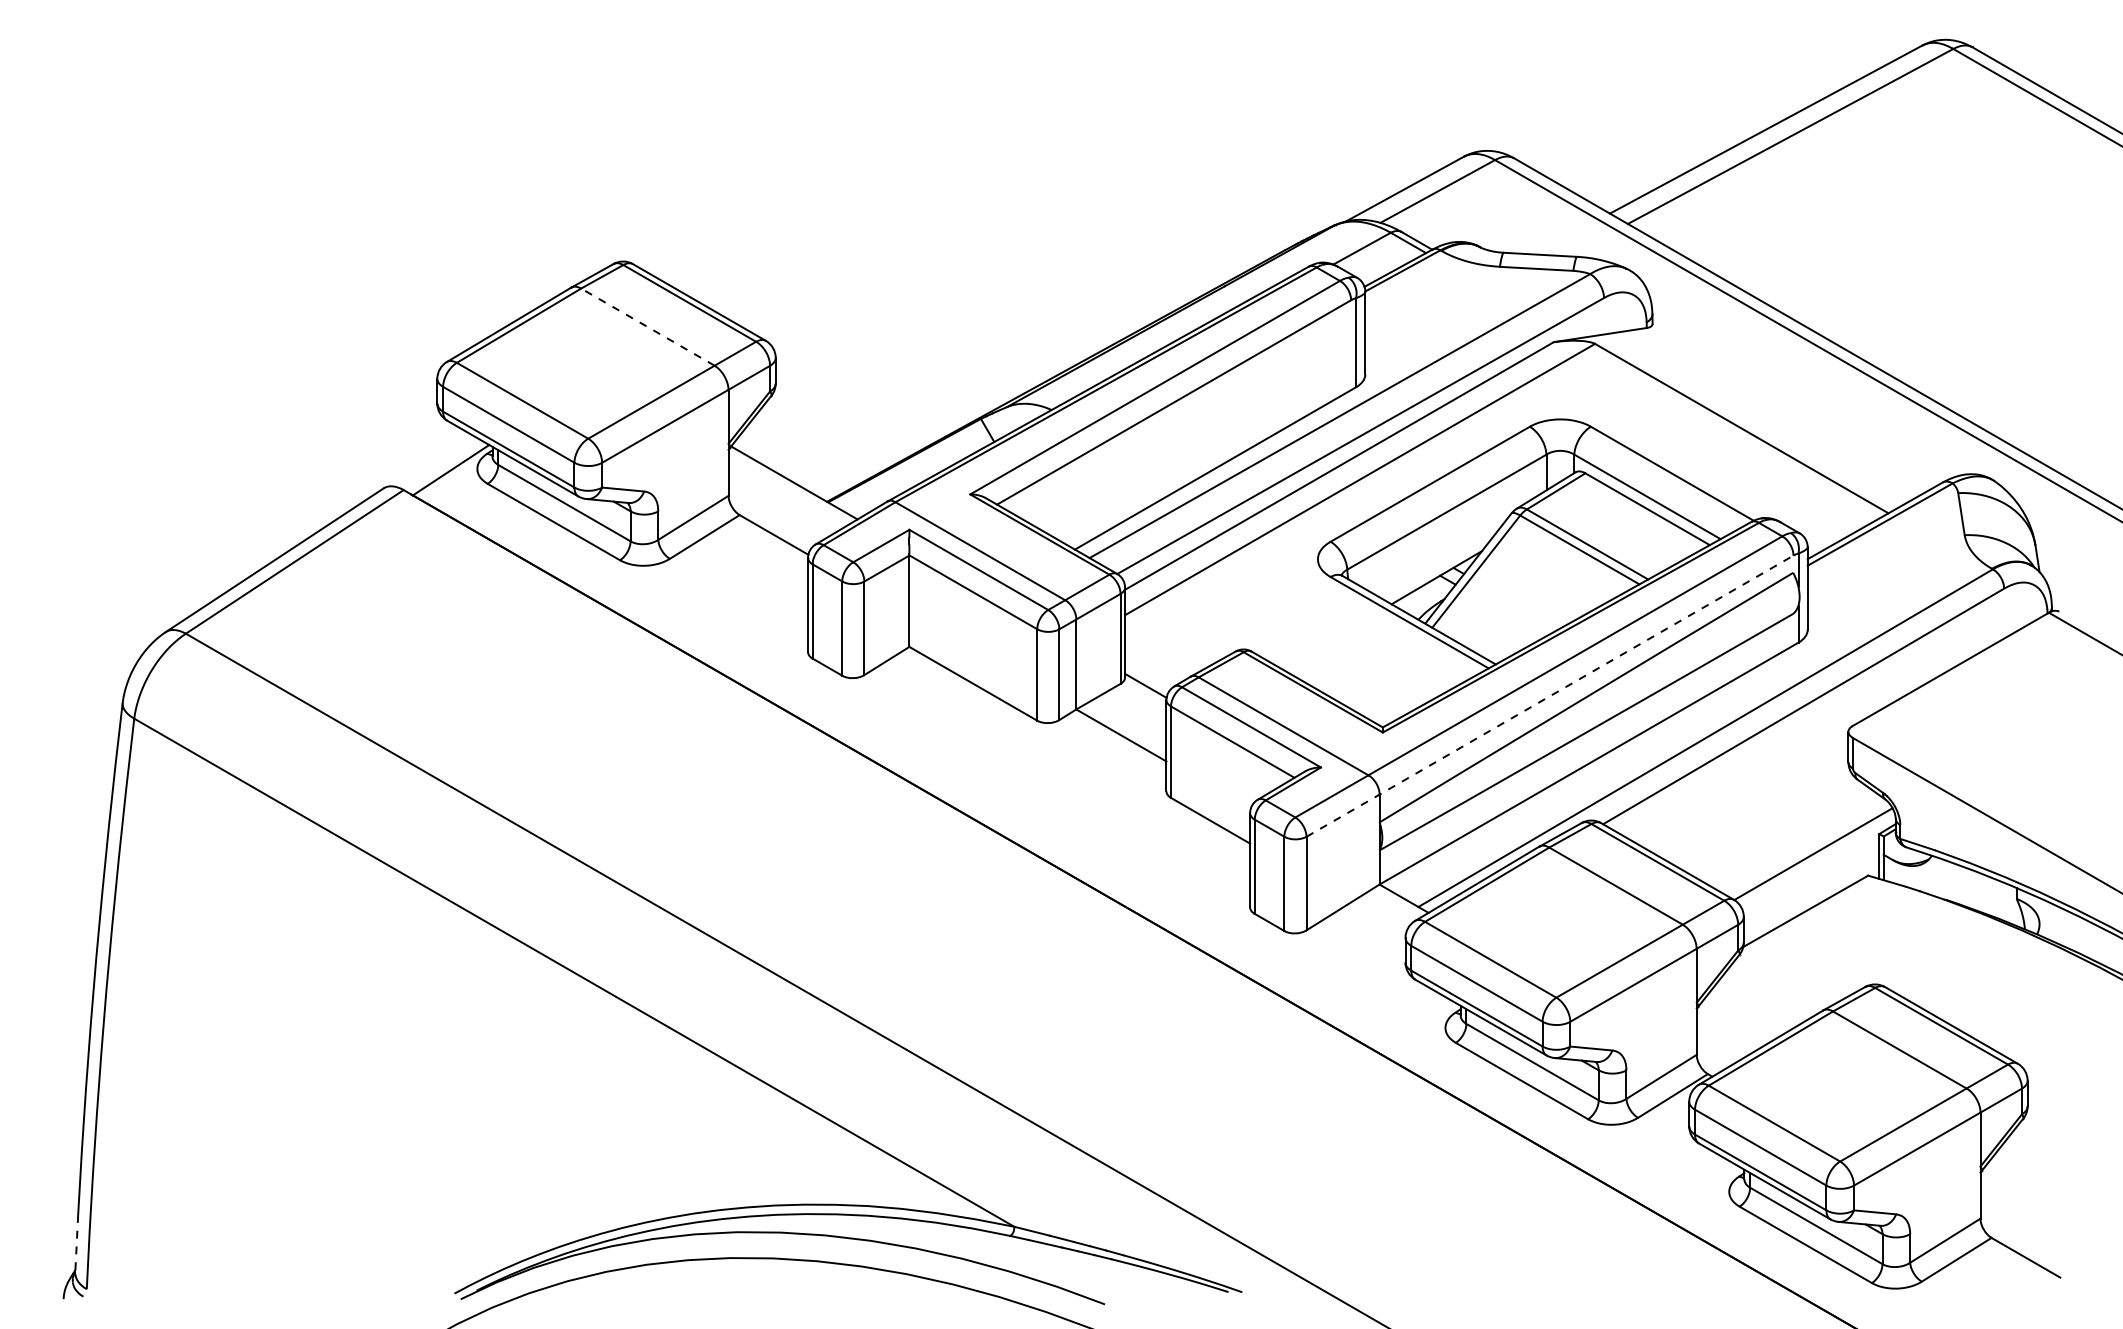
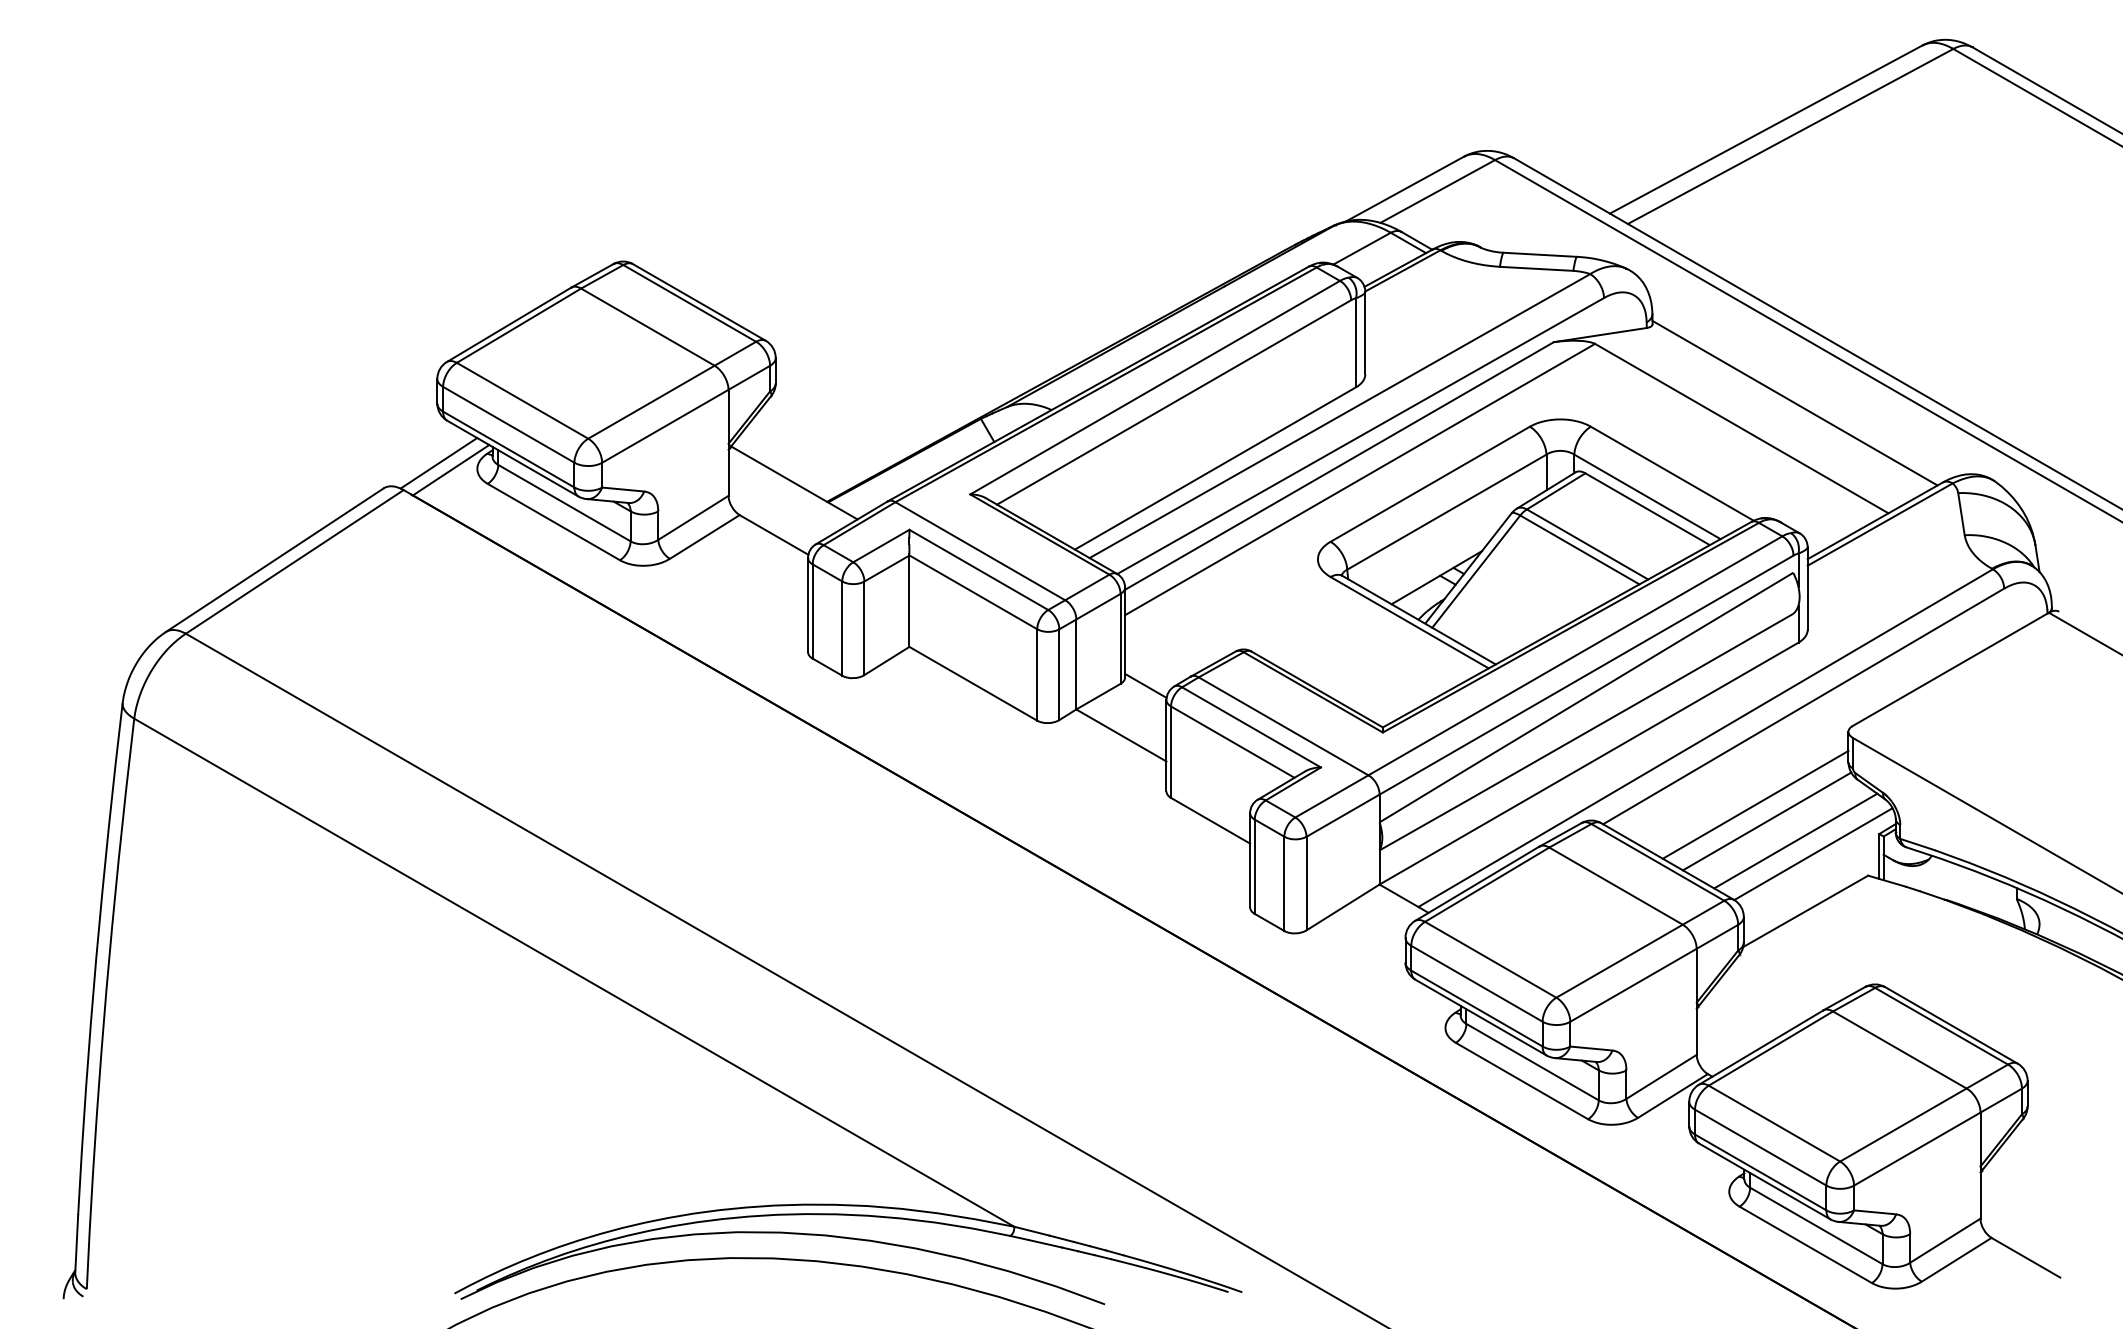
line: dashed -> solid (647, 326)
line: none -> present (1794, 402)
line: none -> present (438, 463)
line: dashed -> solid (1550, 695)
line: none -> present (1755, 804)
line: none -> present (1766, 821)
line: none -> present (1795, 840)
line: dashed -> solid (76, 1243)
